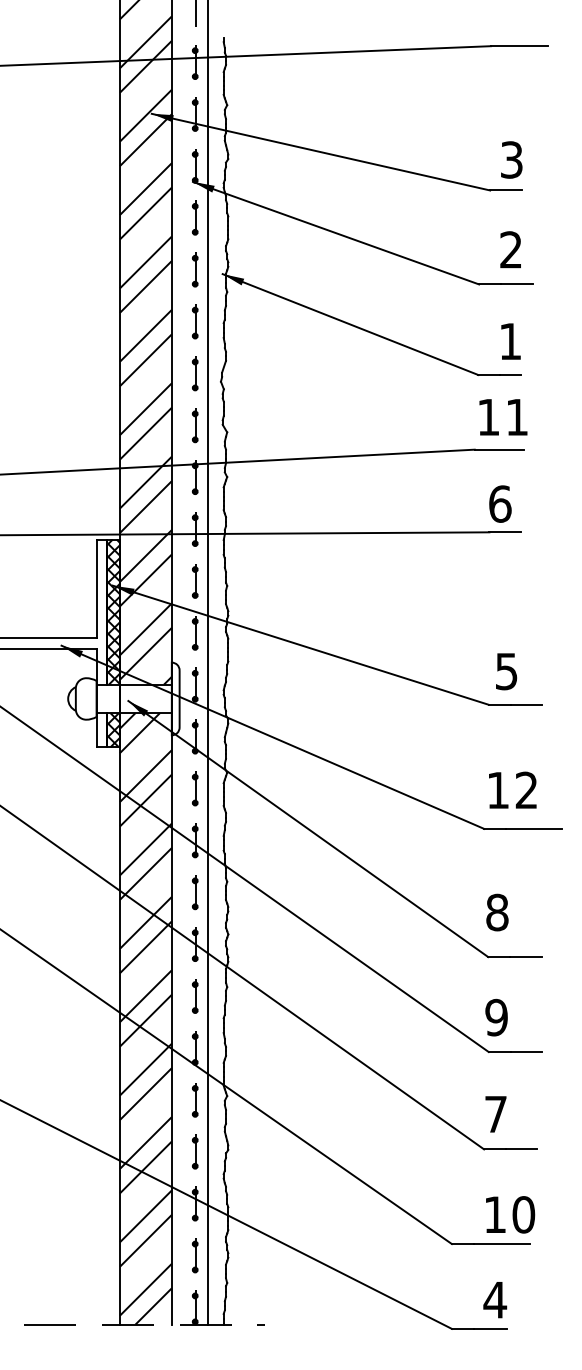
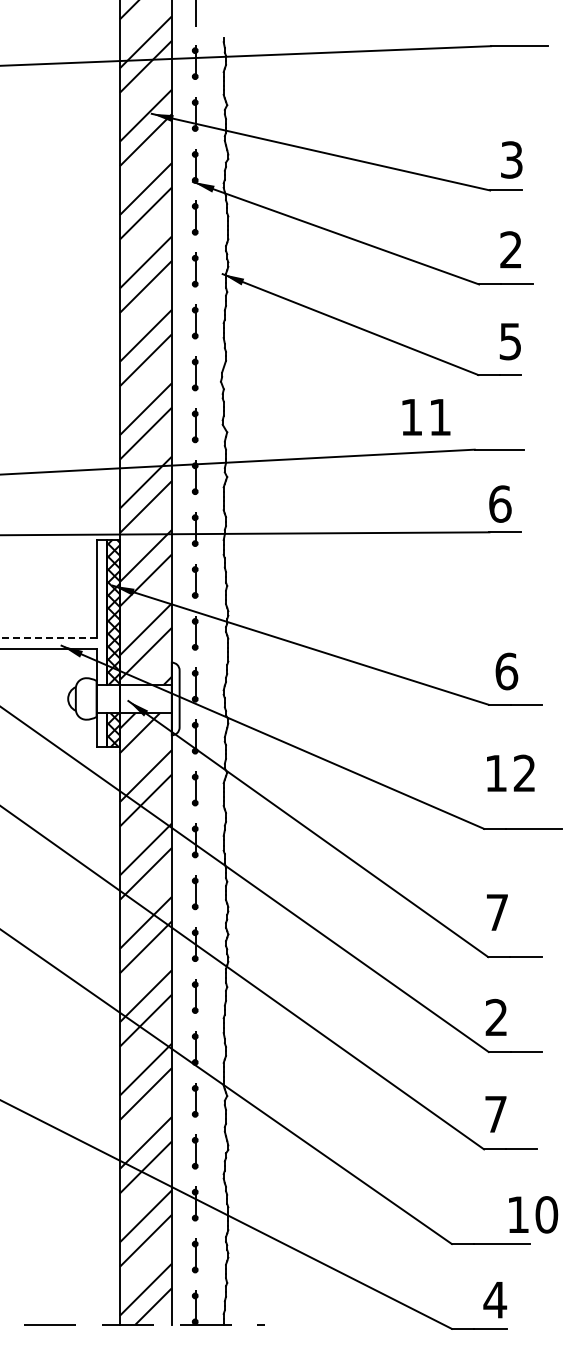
text: 1 -> 5 (509, 341)
text position: (503, 417) -> (426, 417) (426, 417)
line: solid -> dashed (48, 638)
line: present -> none (208, 663)
text: 5 -> 6 (506, 671)
text position: (512, 789) -> (510, 772) (510, 772)
text: 8 -> 7 (497, 912)
text: 9 -> 2 (496, 1017)
text position: (510, 1214) -> (533, 1214) (533, 1214)
